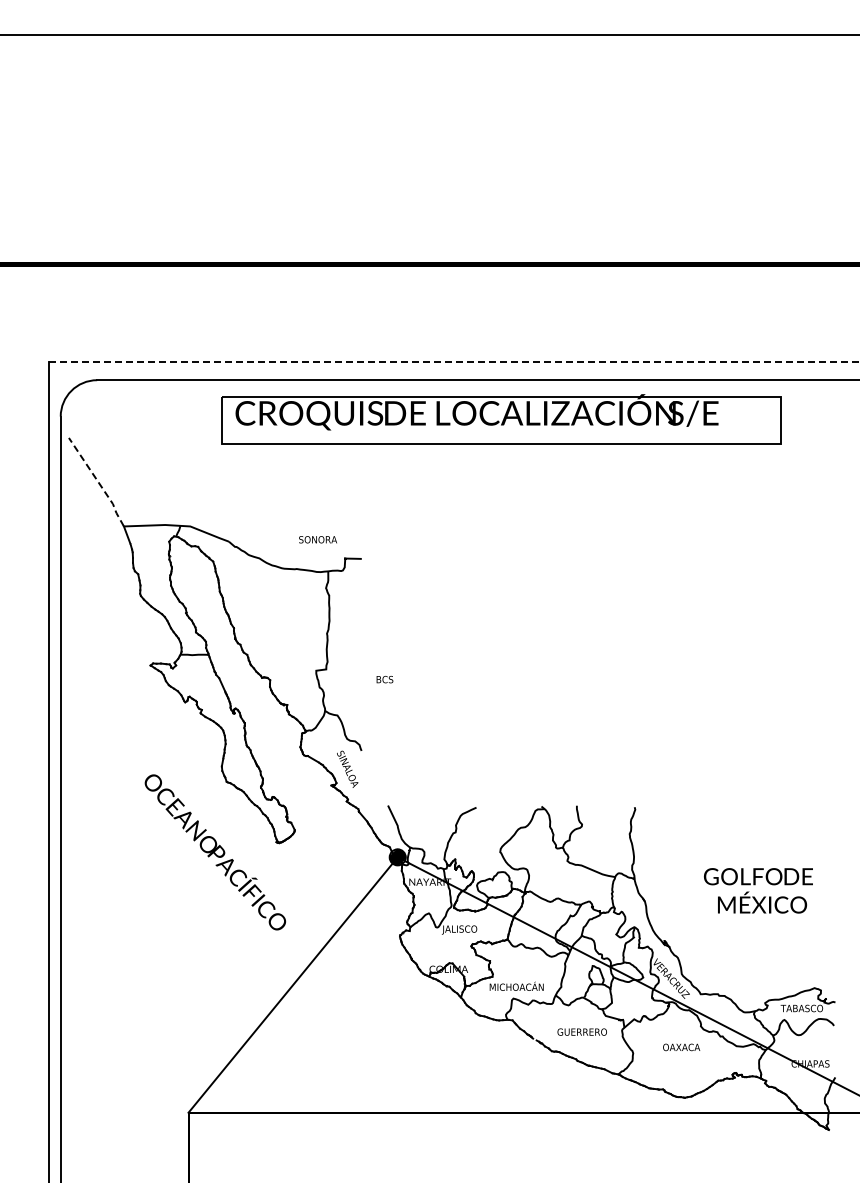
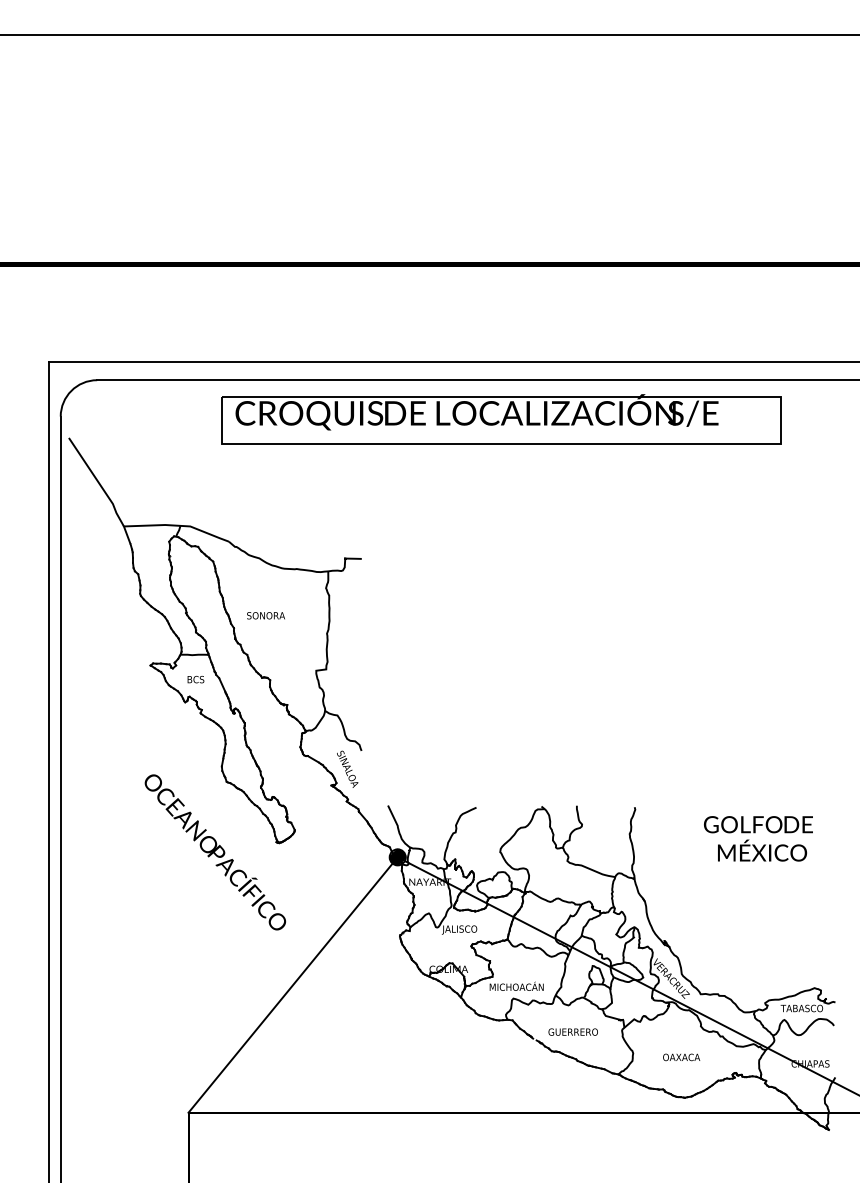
line: dashed -> solid (454, 362)
line: dashed -> solid (98, 482)
text position: (317, 539) -> (265, 615) (265, 615)
text position: (384, 679) -> (195, 679) (195, 679)
text position: (758, 890) -> (758, 838) (758, 838)
text position: (581, 1031) -> (572, 1031) (572, 1031)
text position: (681, 1047) -> (681, 1057) (681, 1057)
